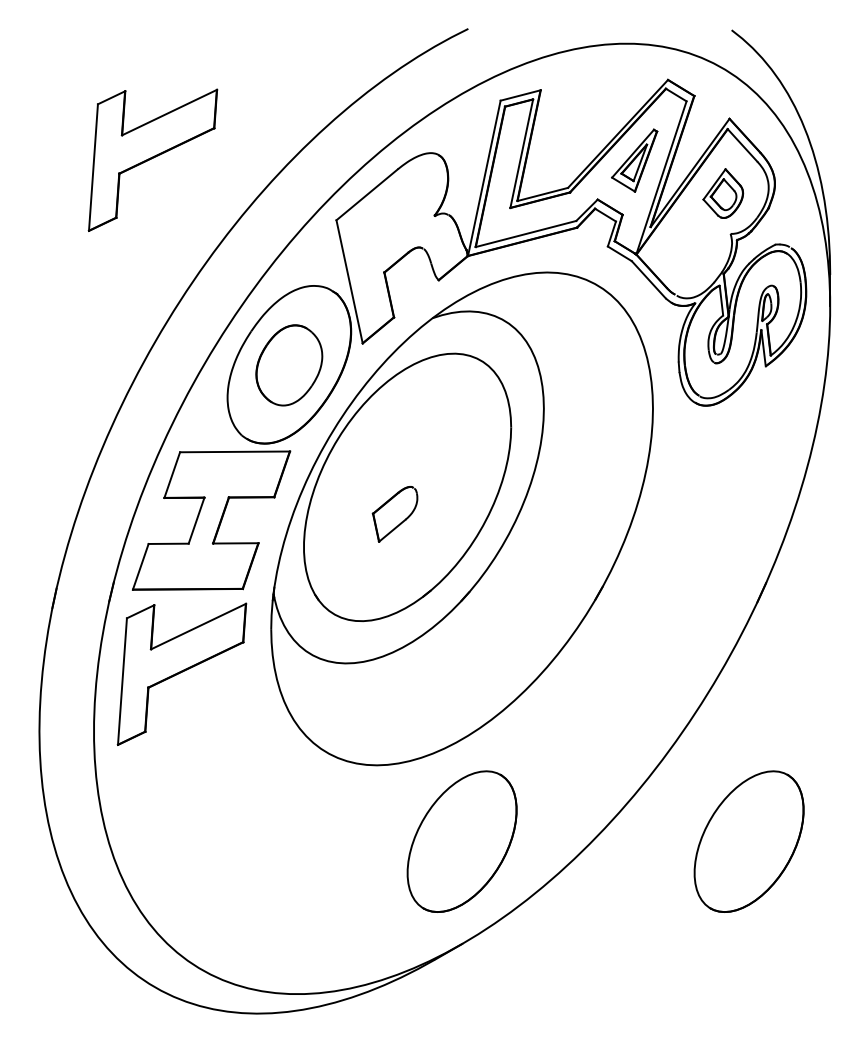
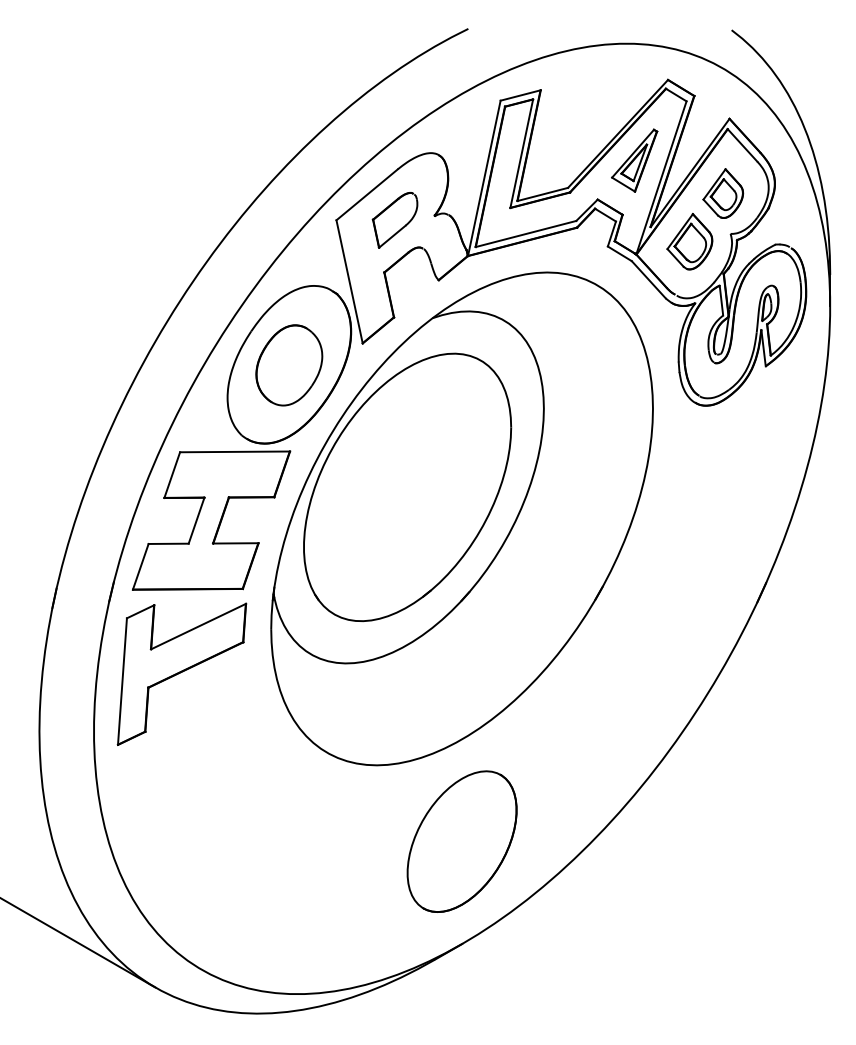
part: present -> none (152, 159)
part: none -> present (689, 241)
part position: (394, 514) -> (394, 220) (394, 220)
part: present -> none (748, 841)
line: none -> present (78, 943)
